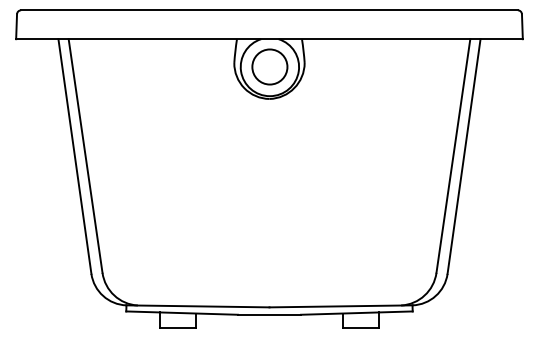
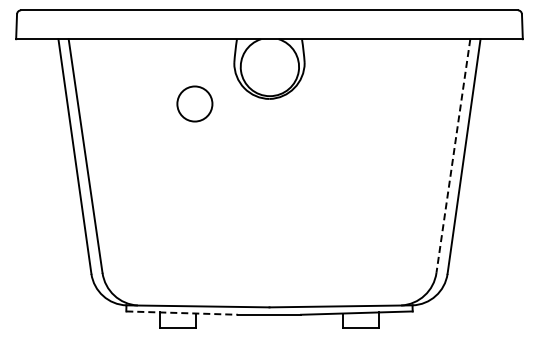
circle position: (269, 66) -> (194, 103) (194, 103)
line: solid -> dashed (453, 156)
line: solid -> dashed (182, 313)
